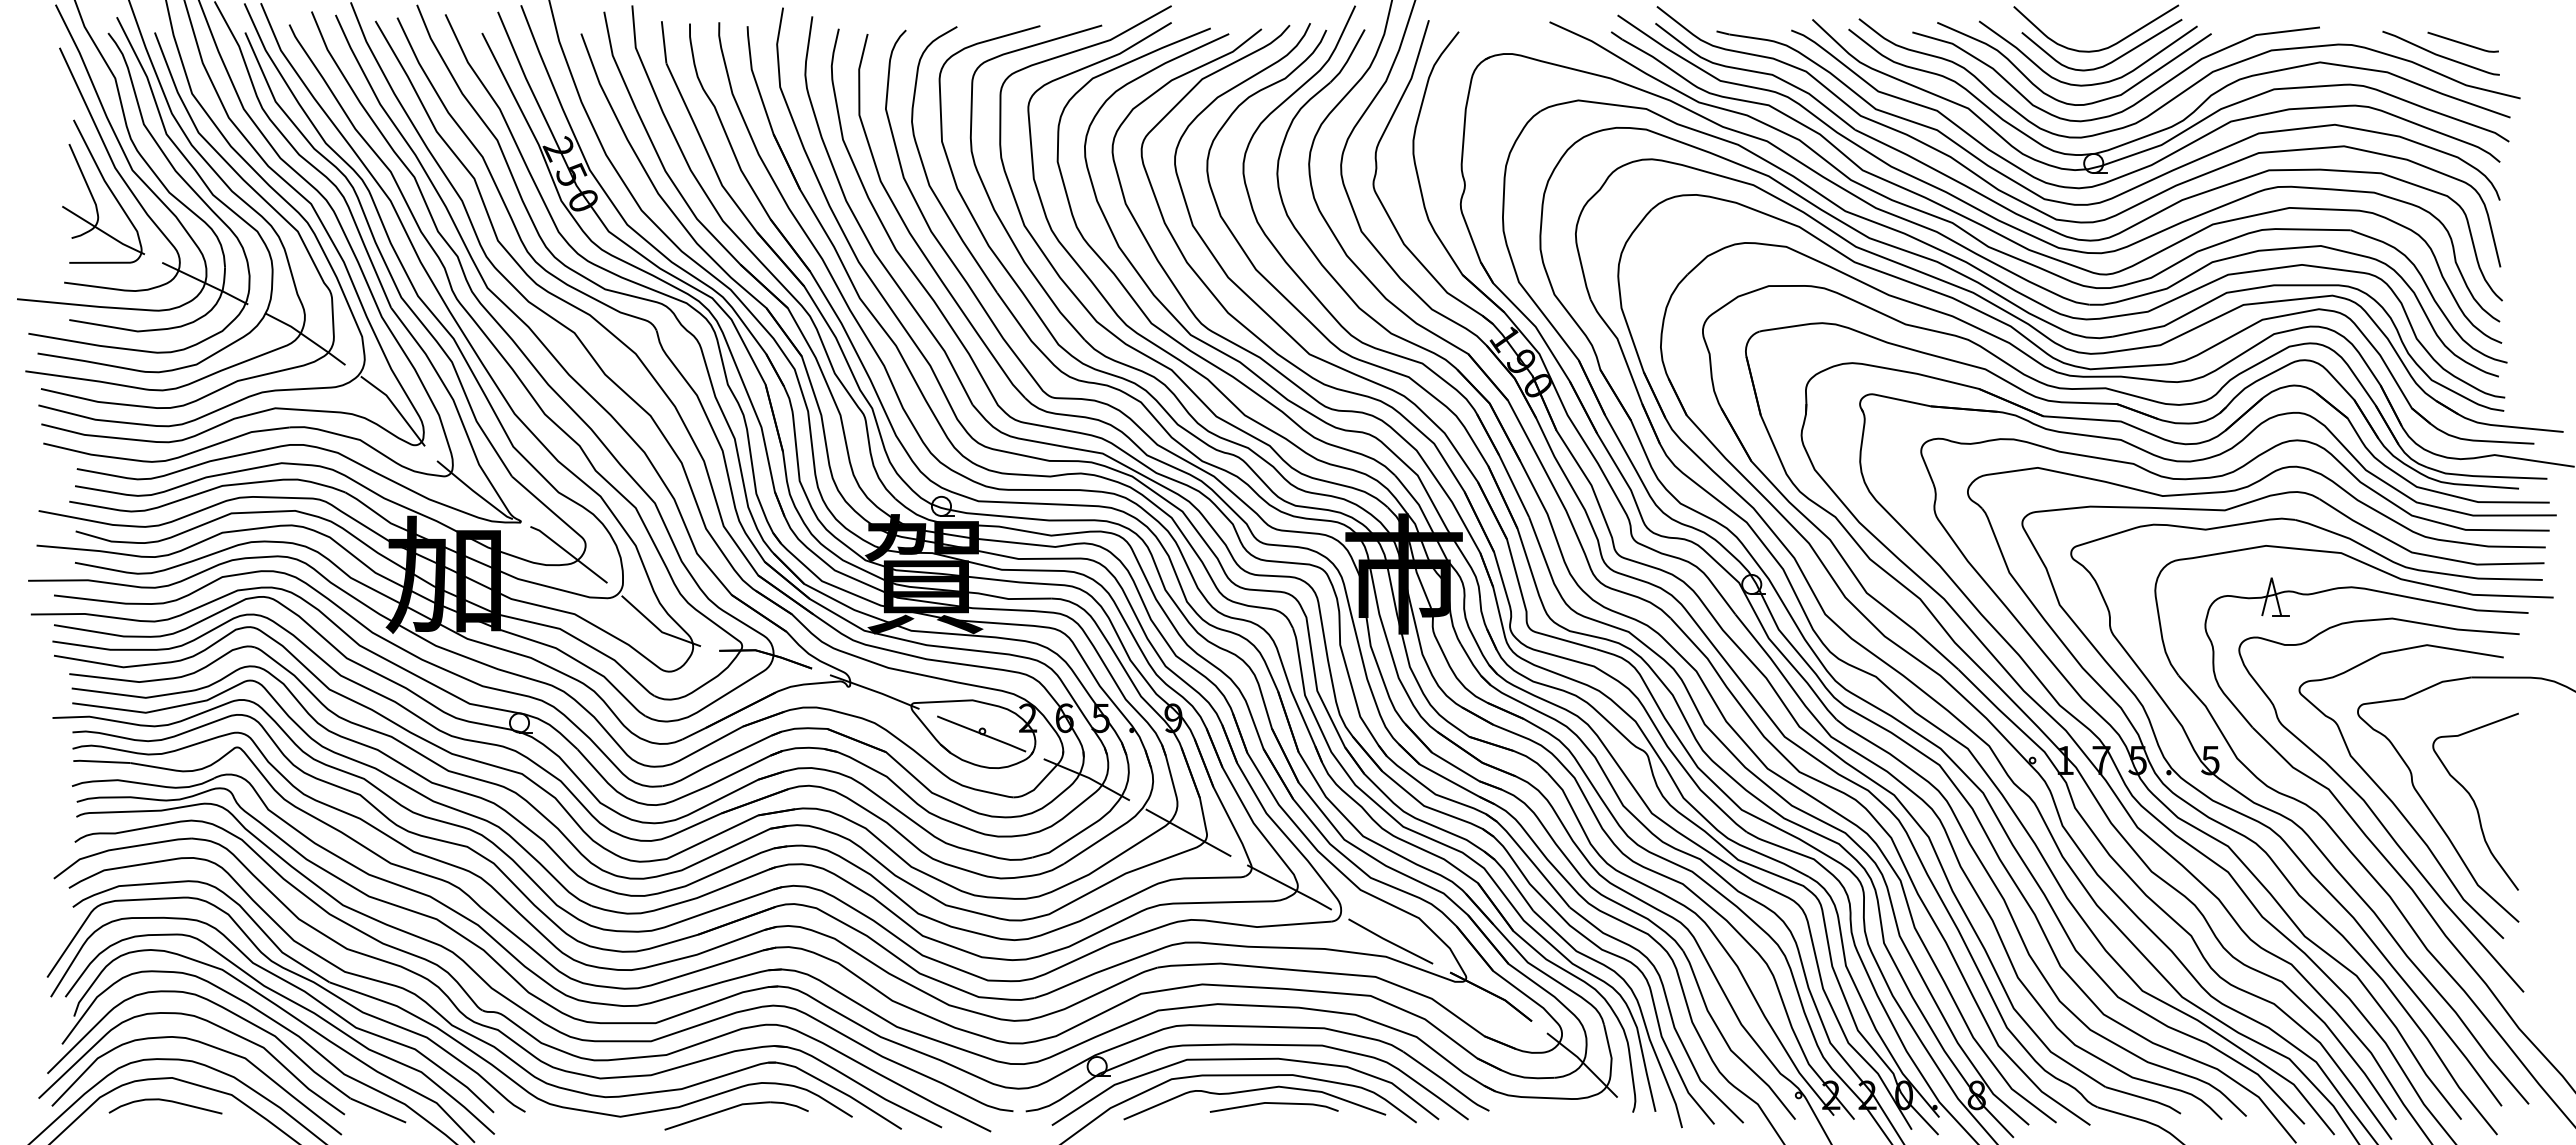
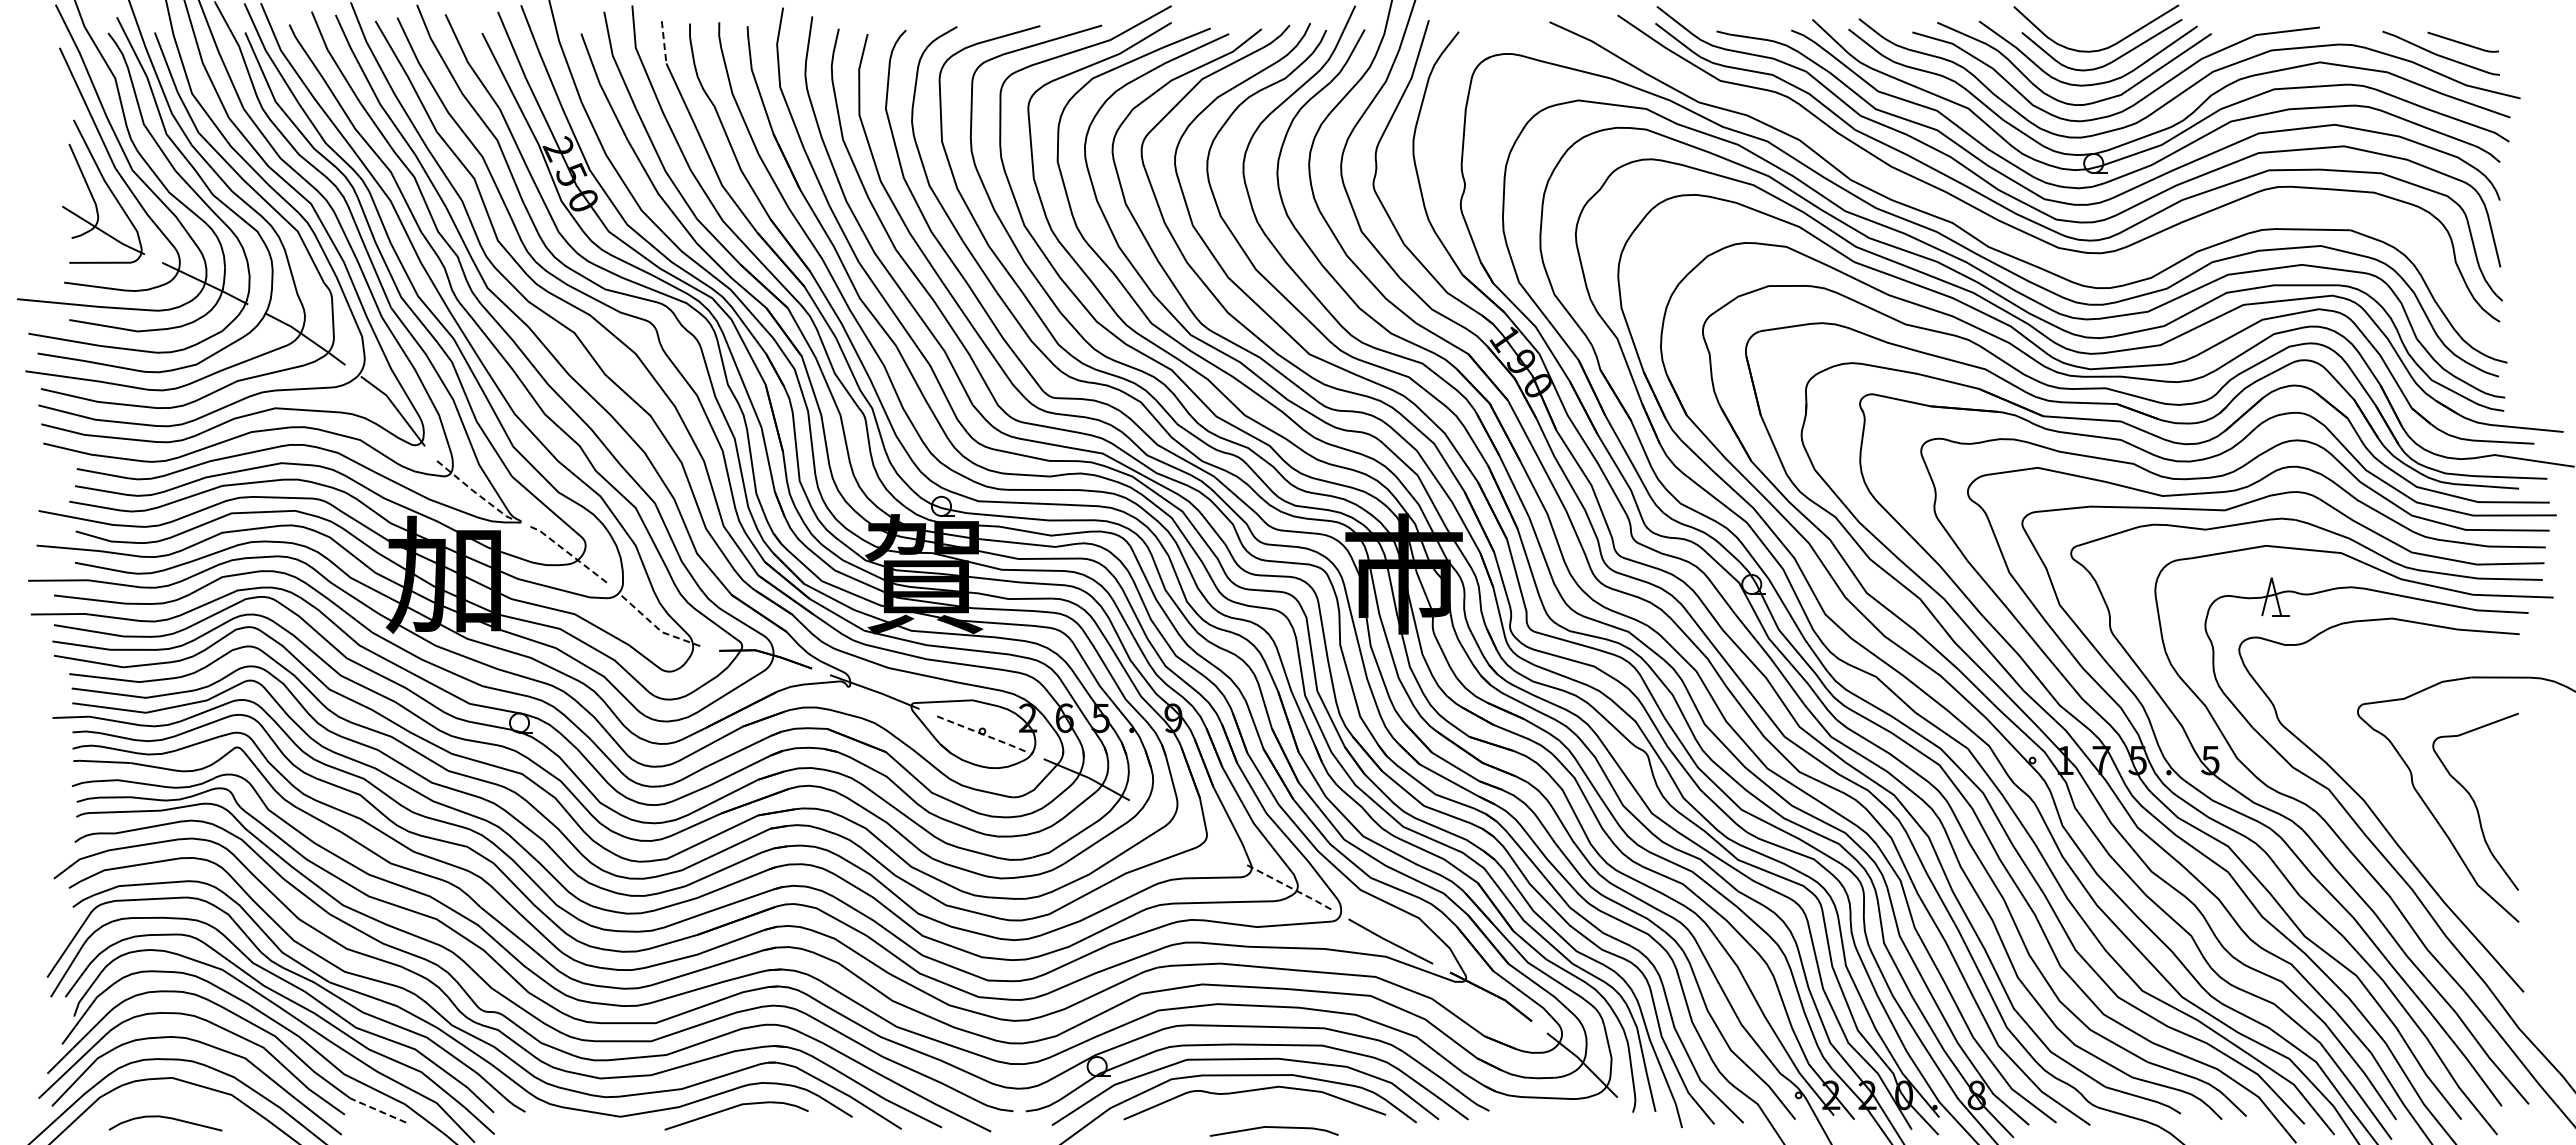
line: solid -> dashed (664, 42)
part: present -> none (2034, 250)
line: solid -> dashed (474, 491)
line: solid -> dashed (569, 553)
line: solid -> dashed (657, 628)
line: solid -> dashed (982, 734)
curve: present -> none (2392, 800)
line: present -> none (1188, 832)
line: solid -> dashed (1290, 887)
curve position: (165, 1101) -> (165, 1118) (165, 1118)
curve position: (1273, 1104) -> (1273, 1128) (1273, 1128)
line: solid -> dashed (377, 1110)
